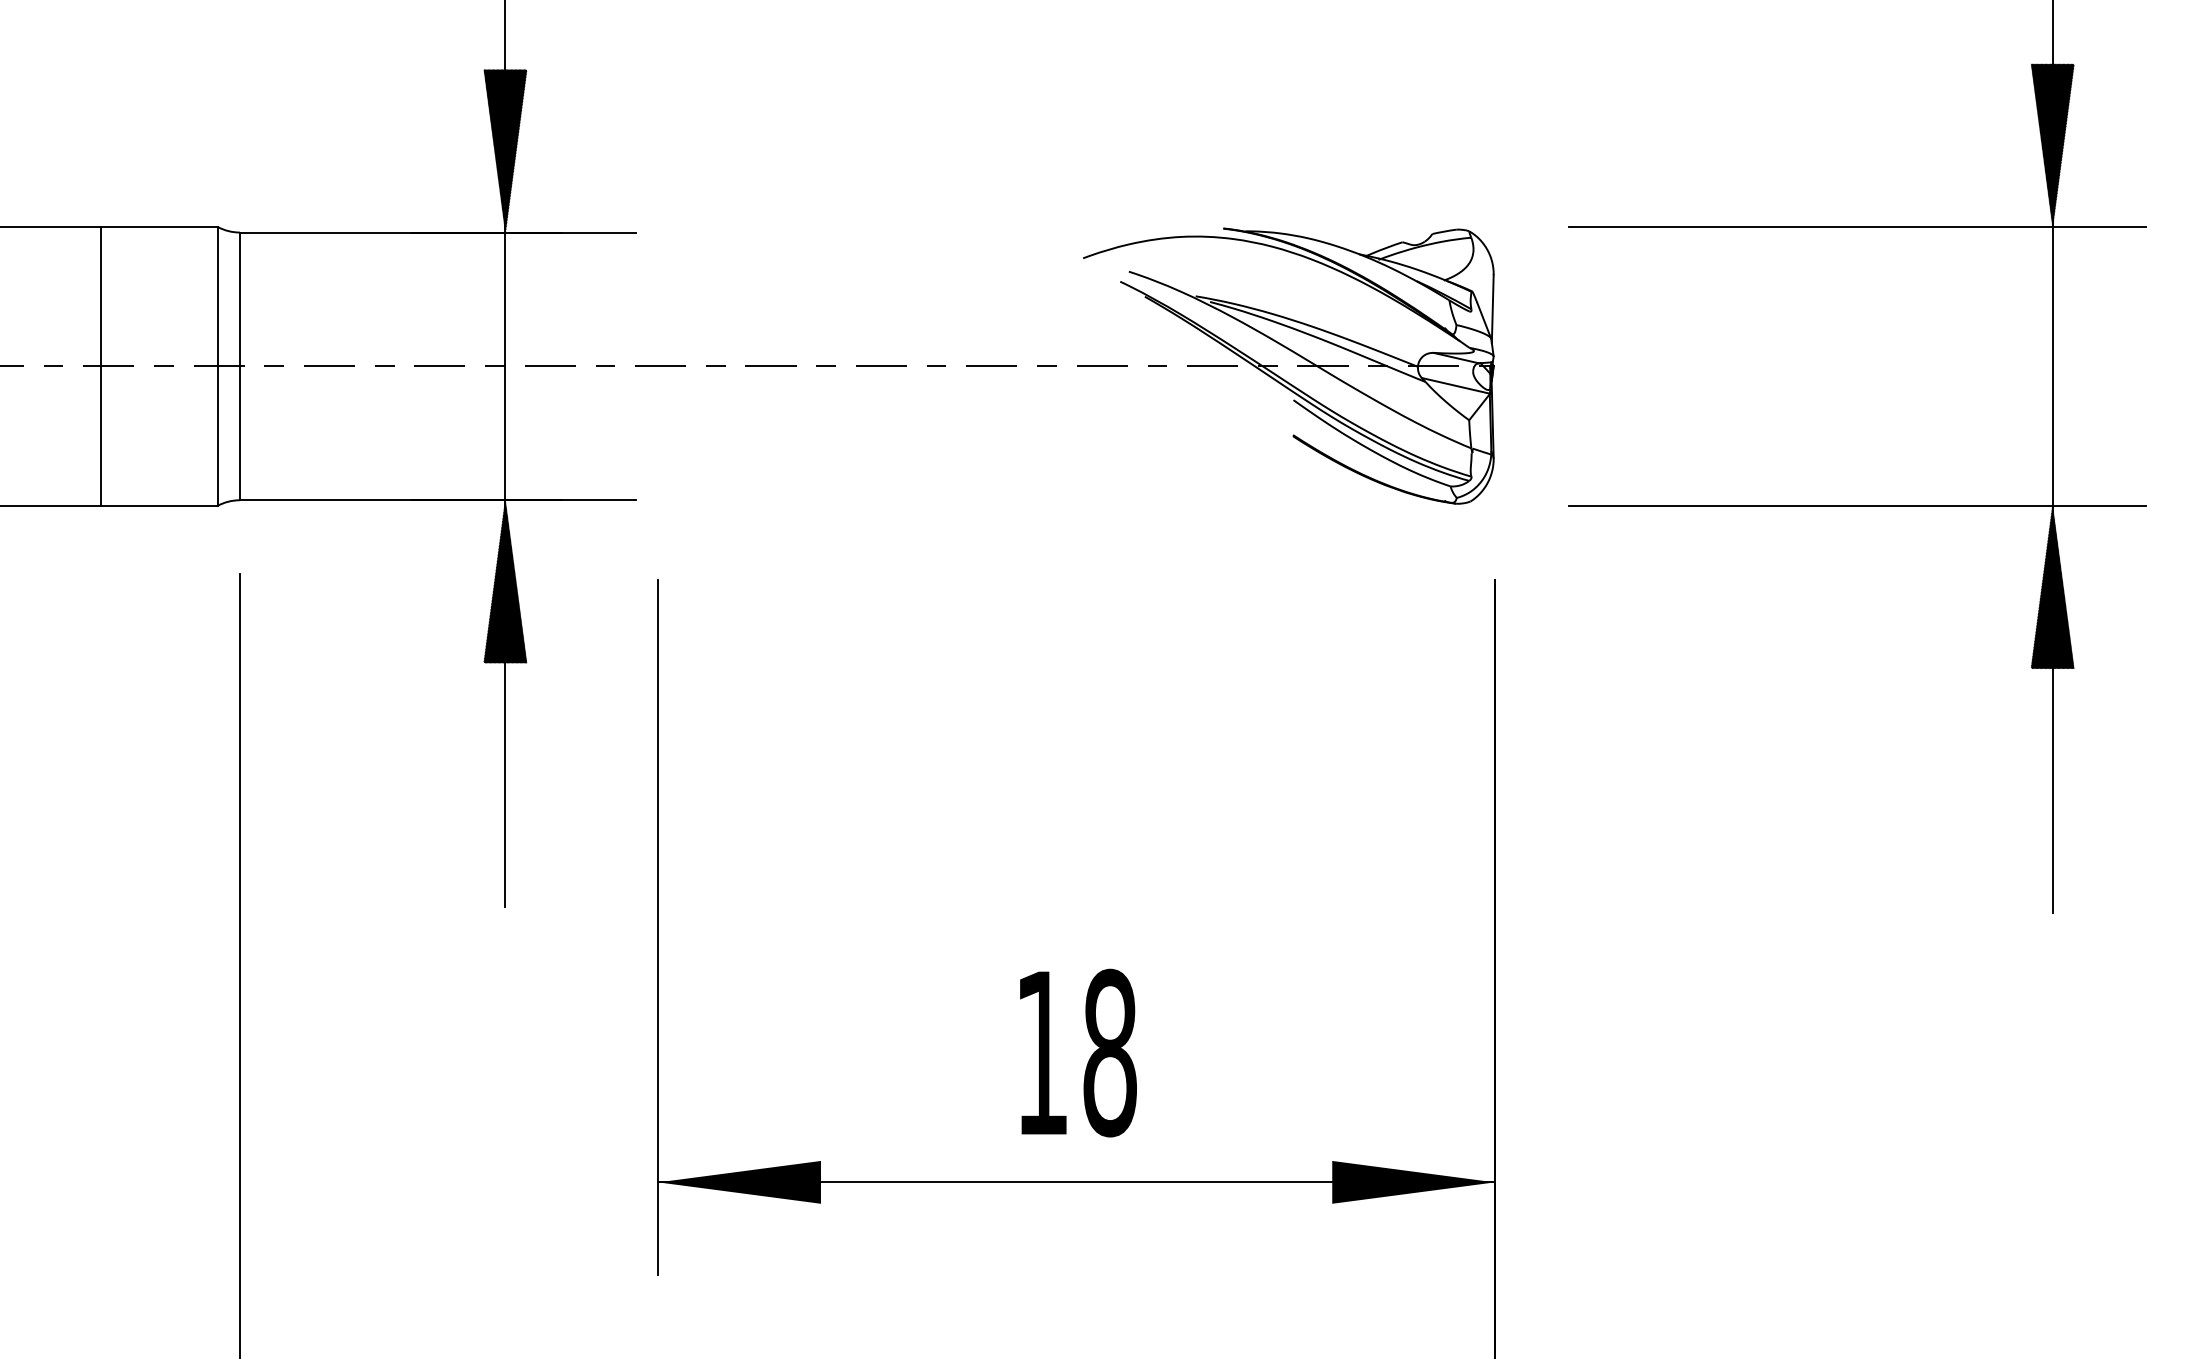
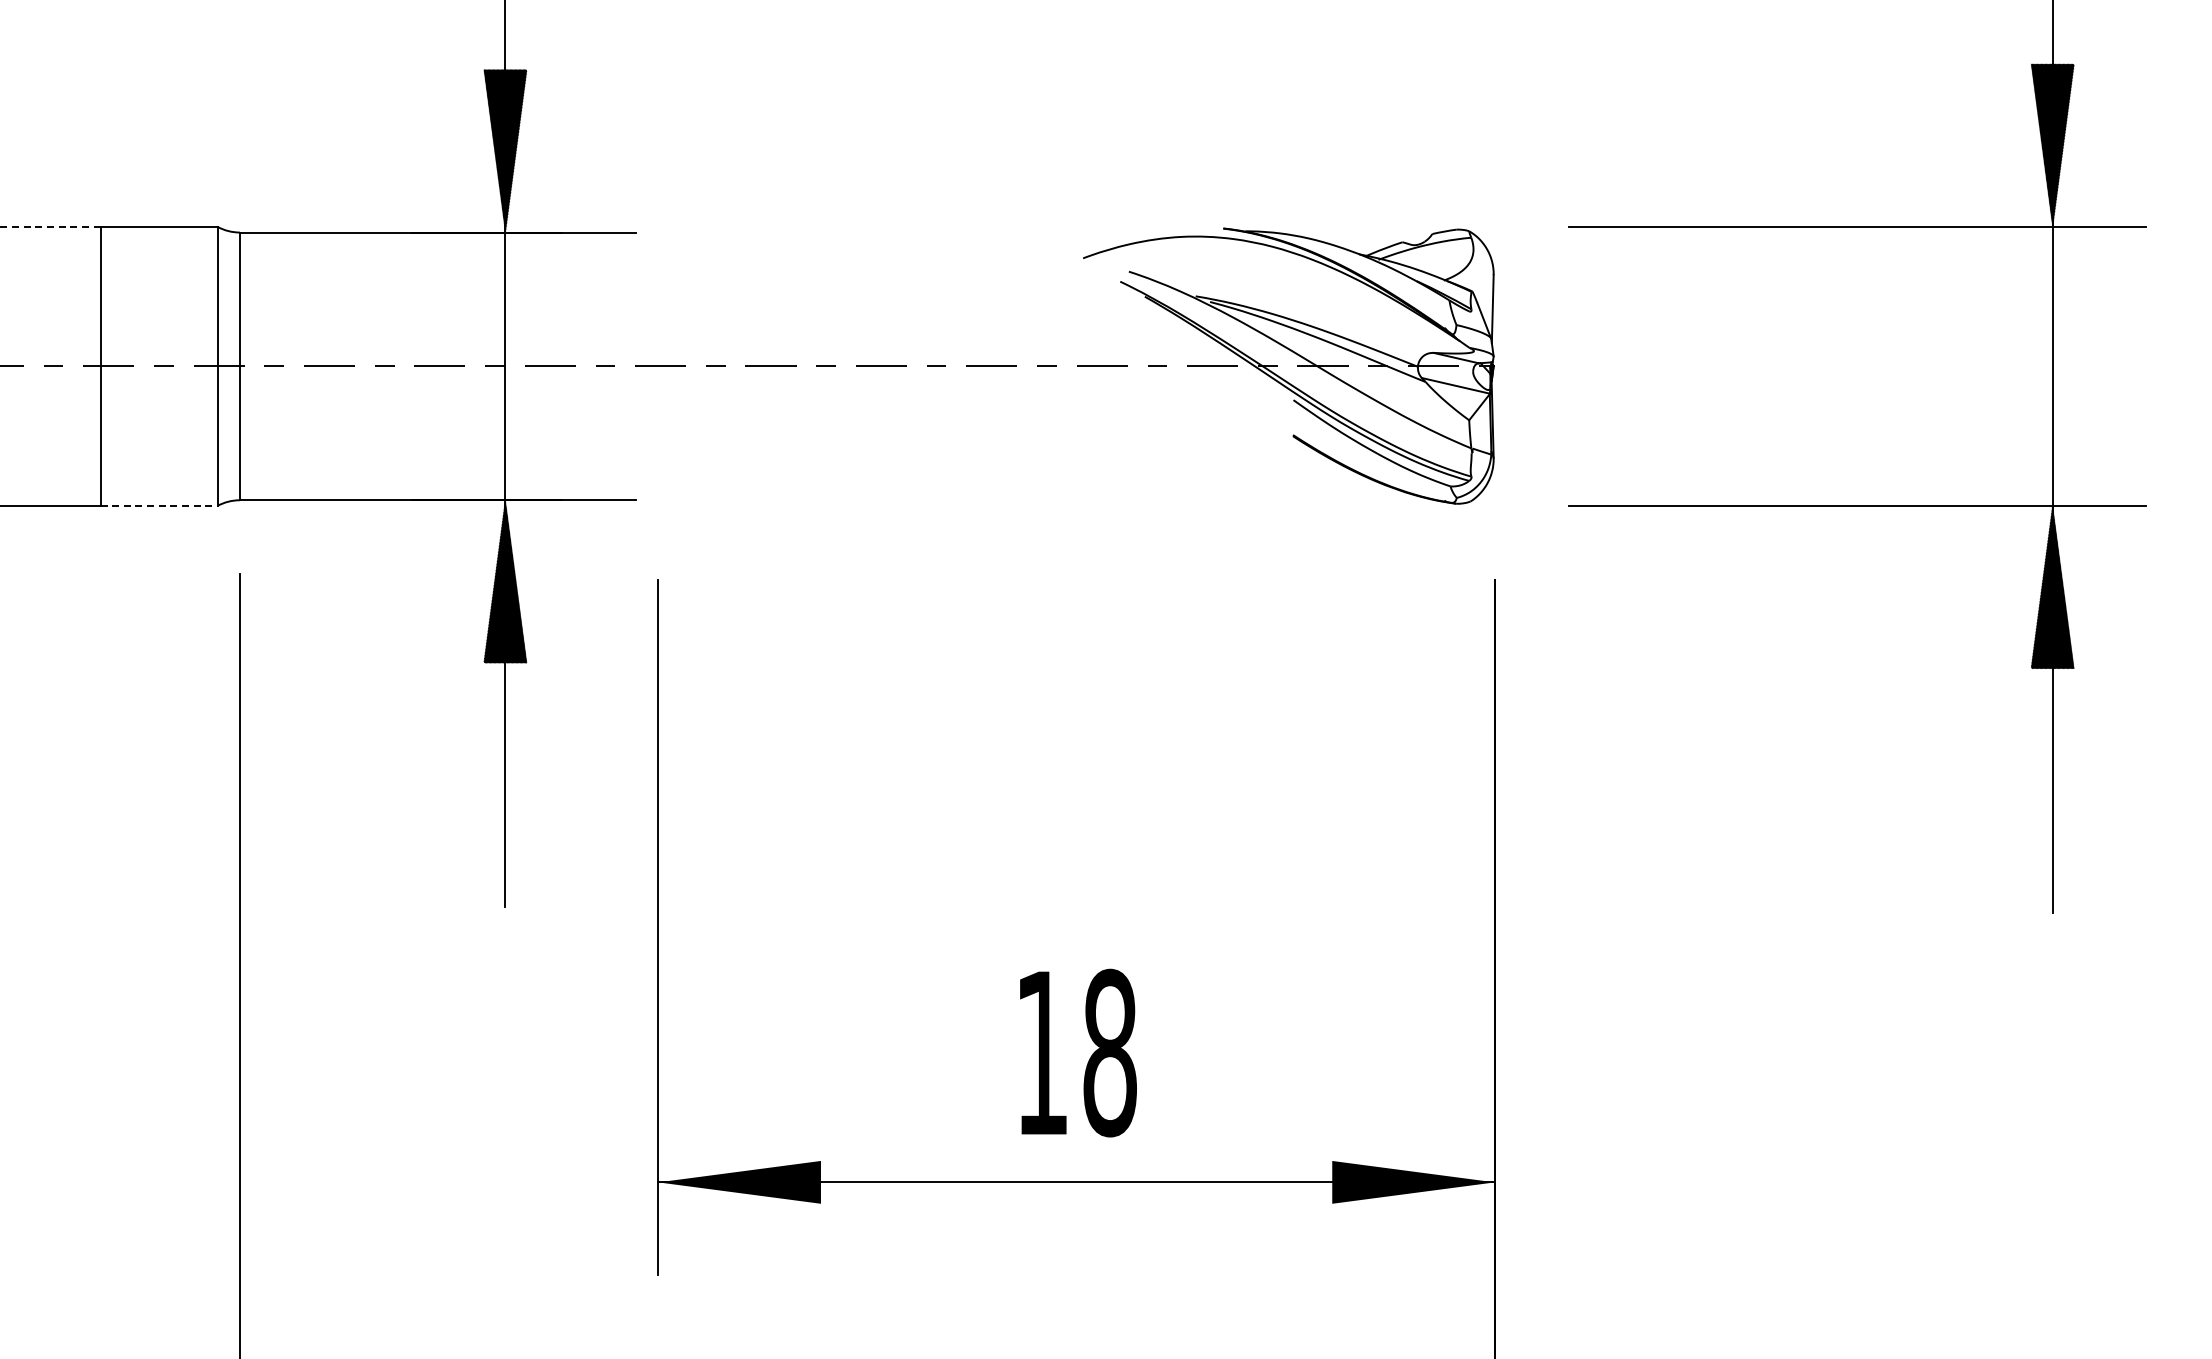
line: solid -> dashed (50, 226)
line: solid -> dashed (159, 505)
